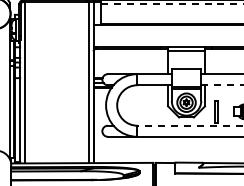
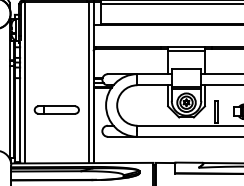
line: dashed -> solid (172, 4)
line: dashed -> solid (222, 85)
part: none -> present (56, 109)
line: dashed -> solid (190, 125)
